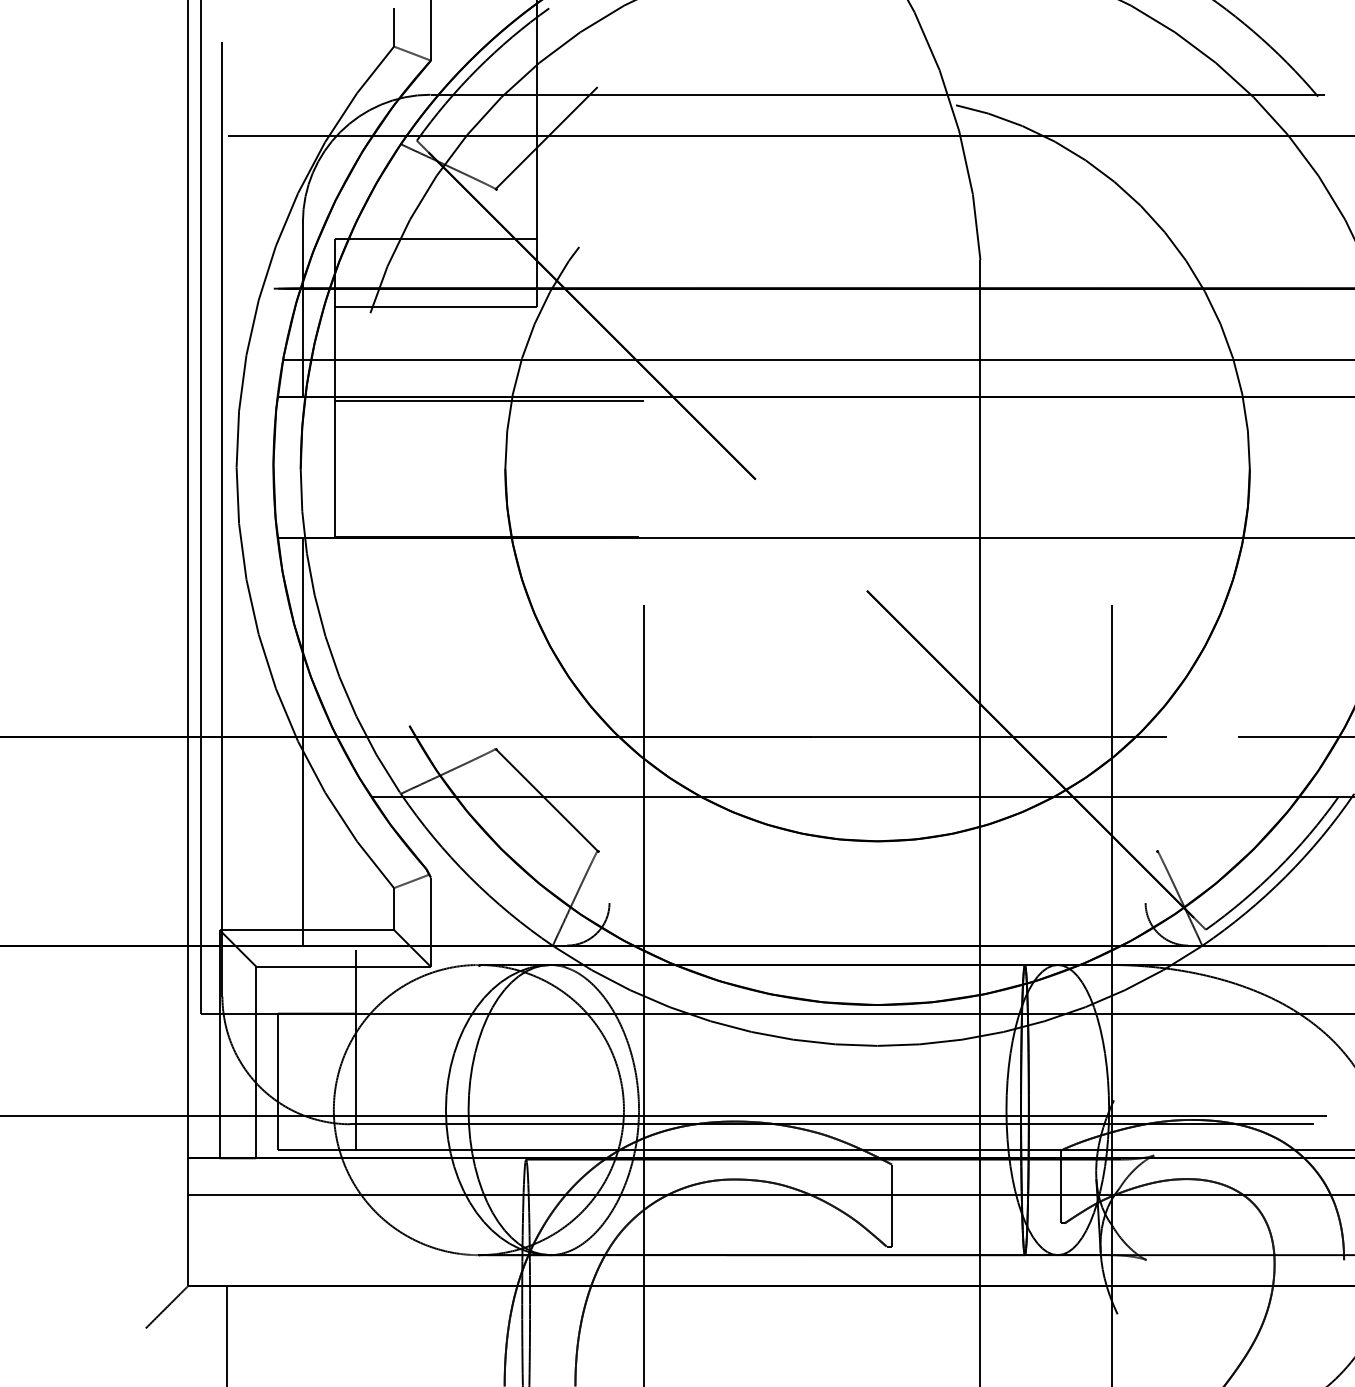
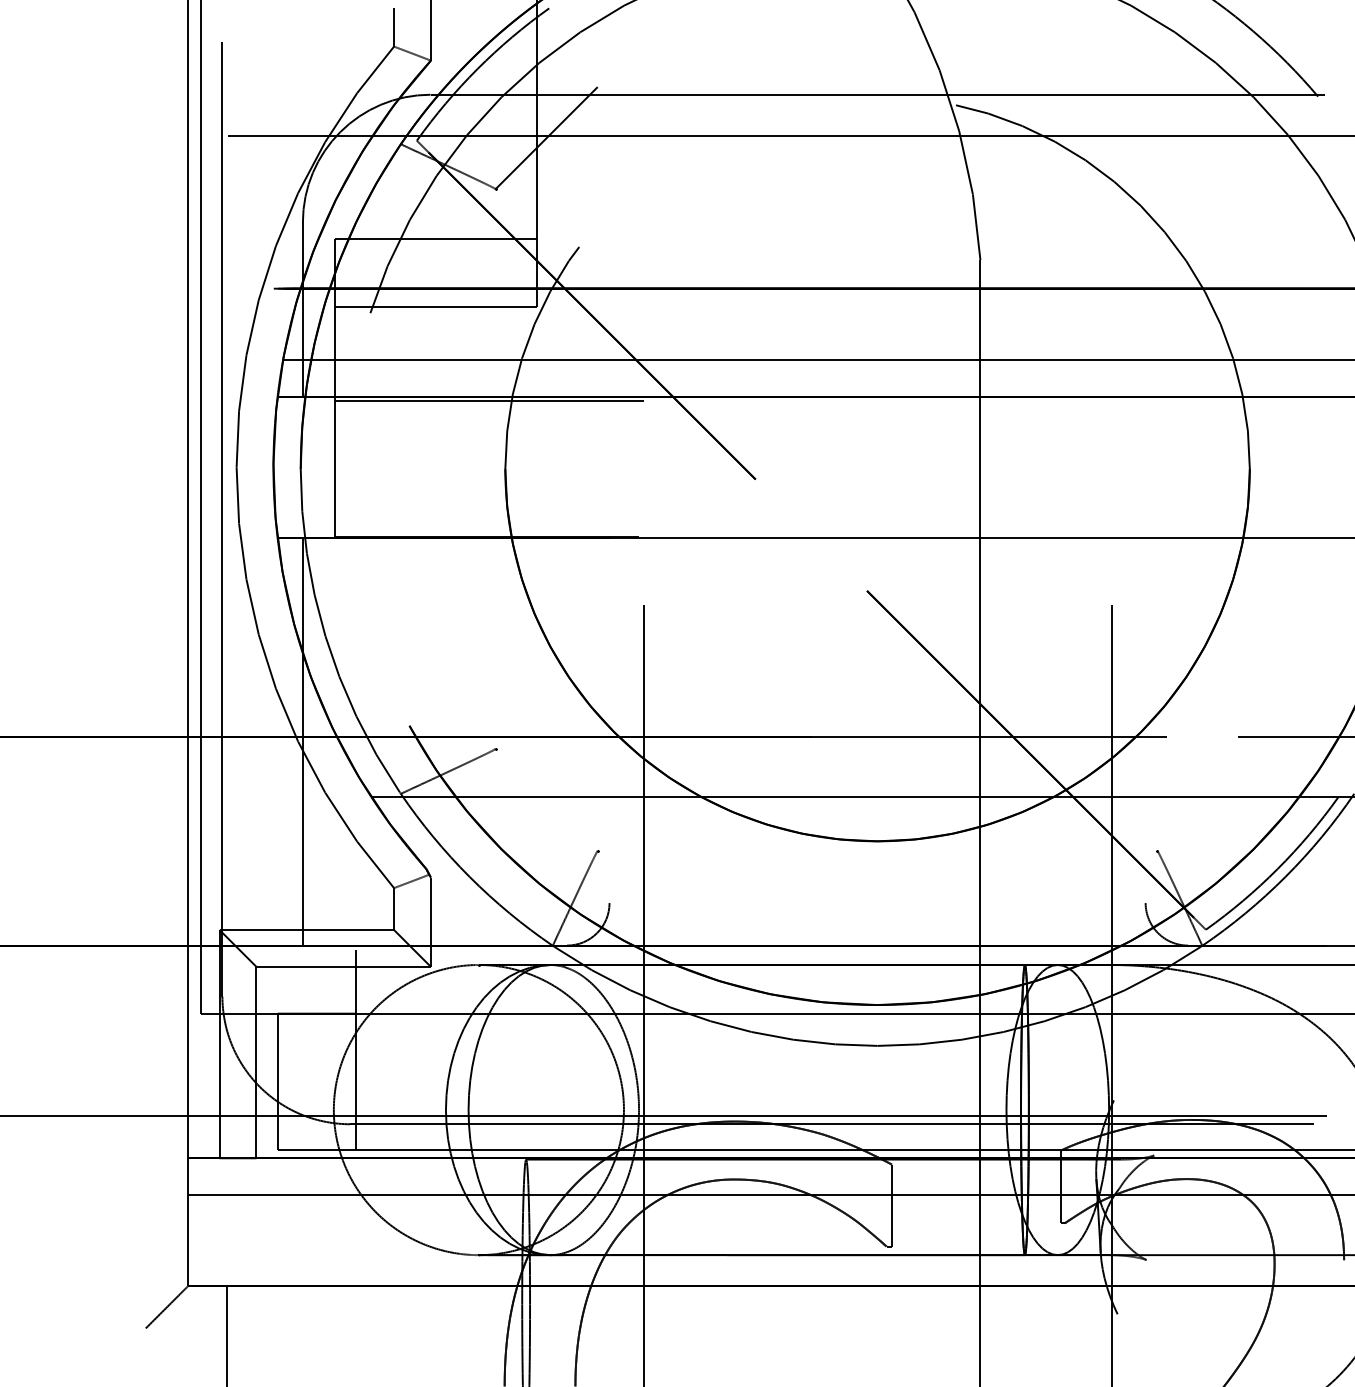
line: present -> none (546, 799)
